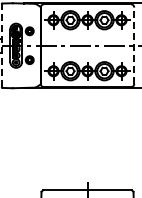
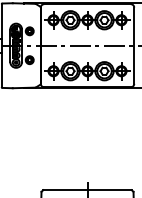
line: dashed -> solid (1, 45)
line: dashed -> solid (134, 45)
